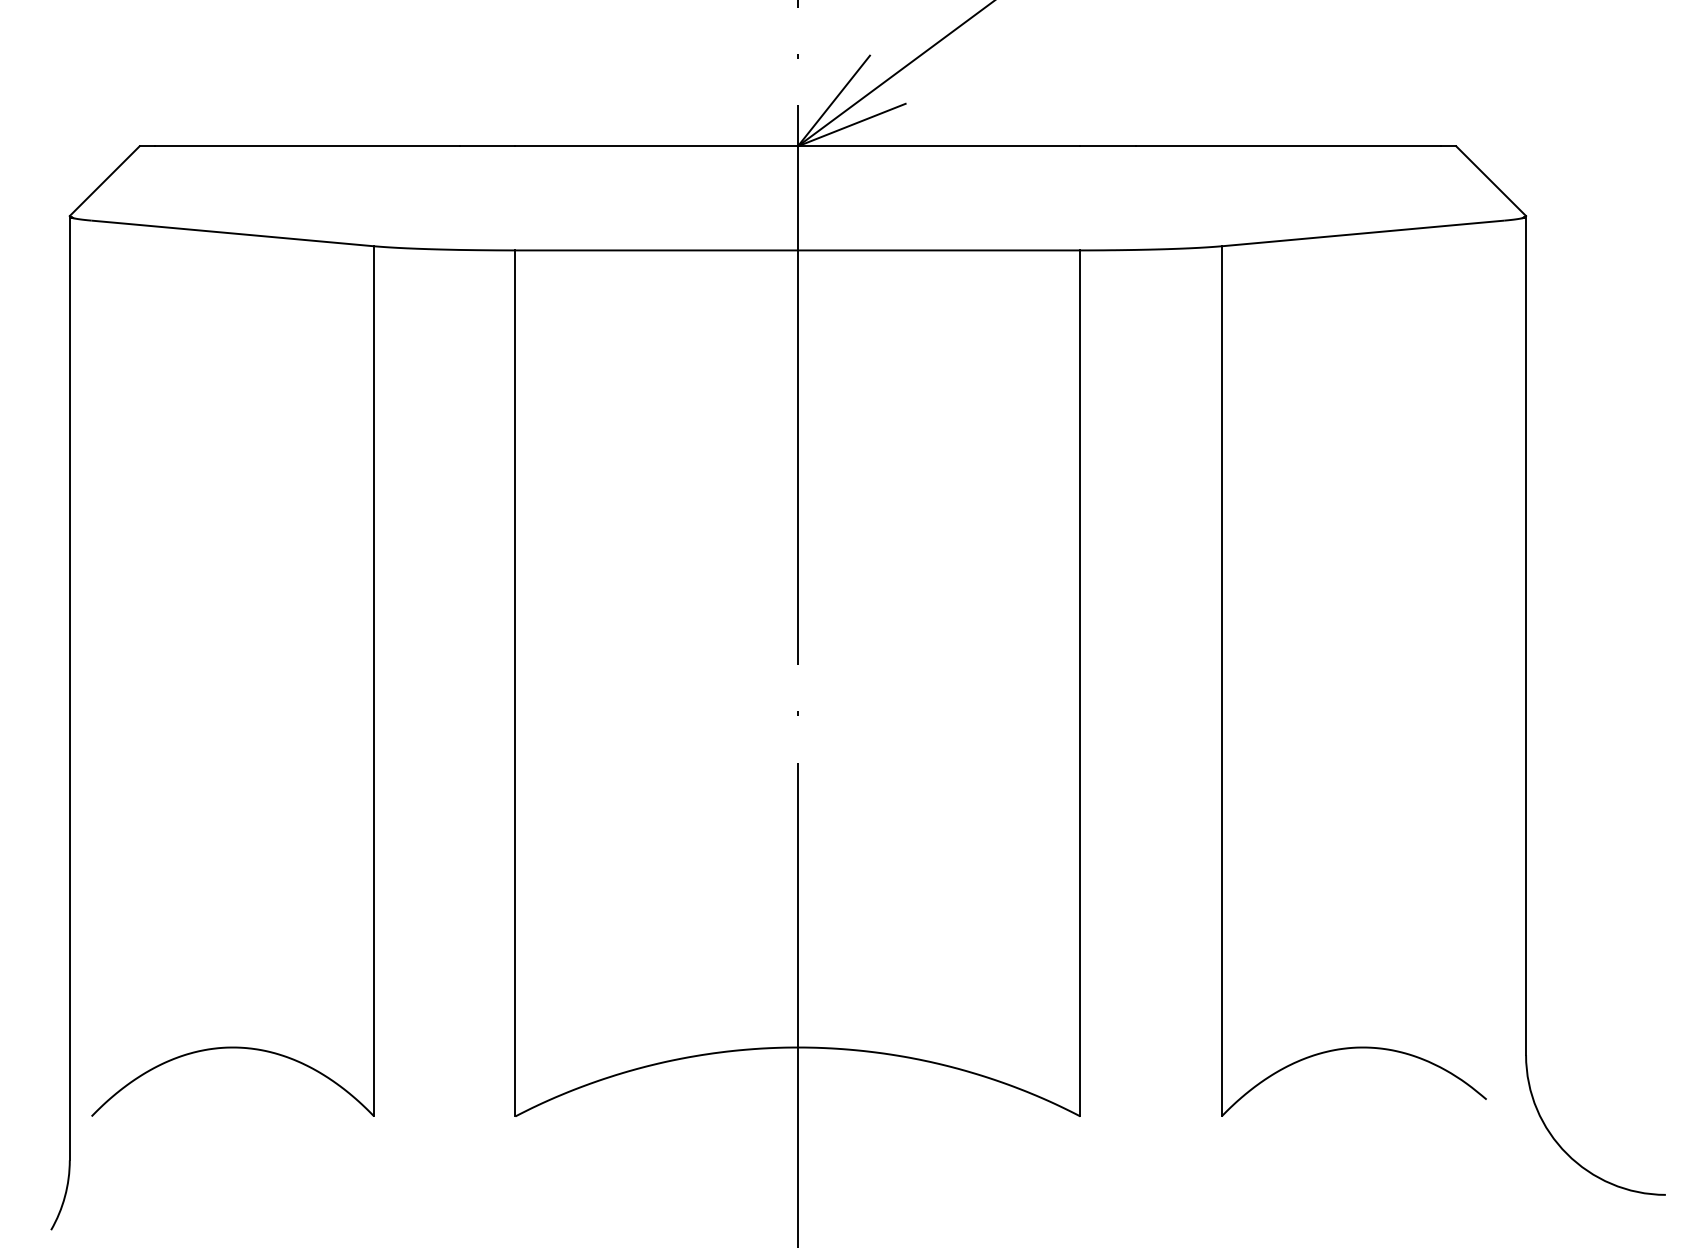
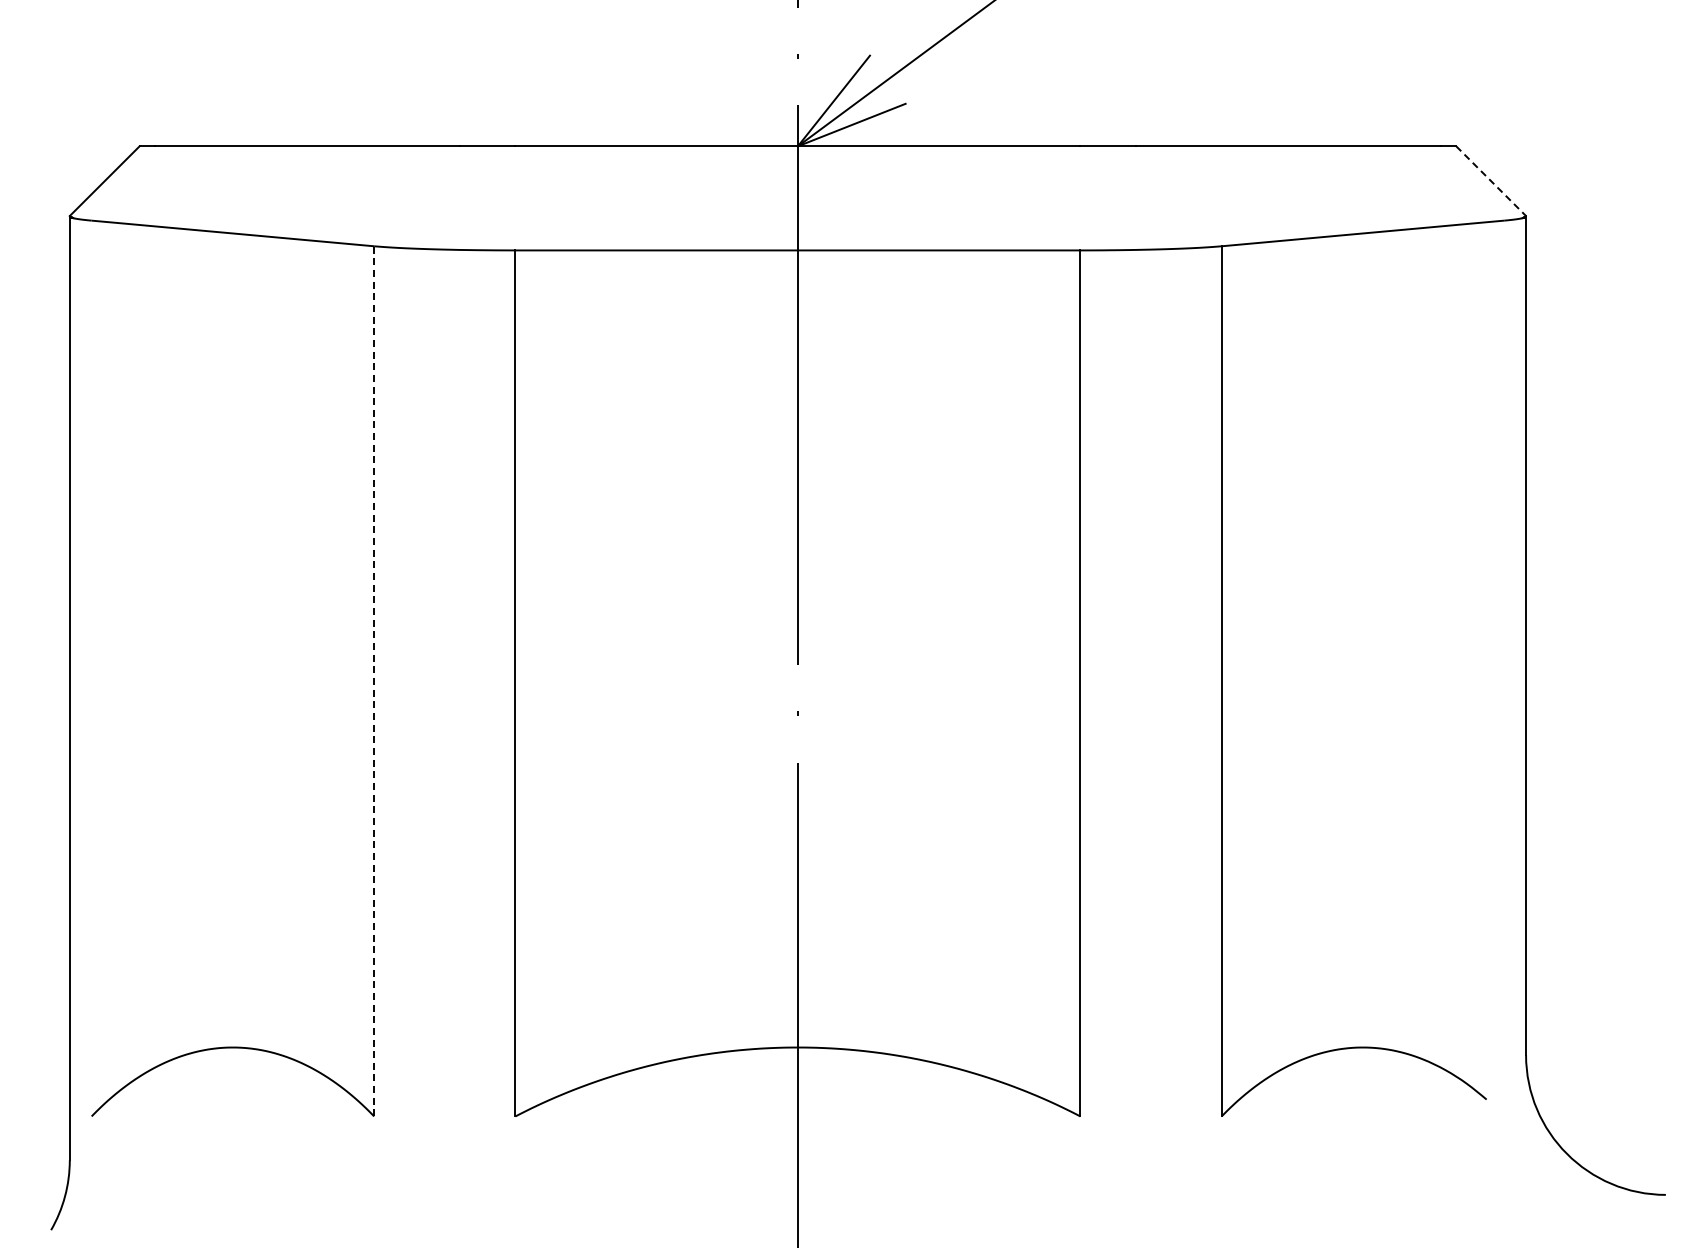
line: solid -> dashed (1491, 181)
line: solid -> dashed (374, 680)
